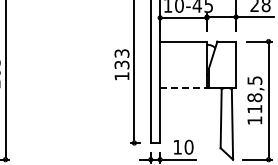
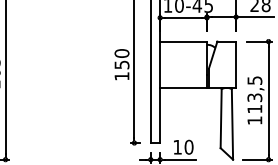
text: 133 -> 150 (121, 58)
line: dashed -> solid (184, 88)
text: 118,5 -> 113,5 (254, 97)
